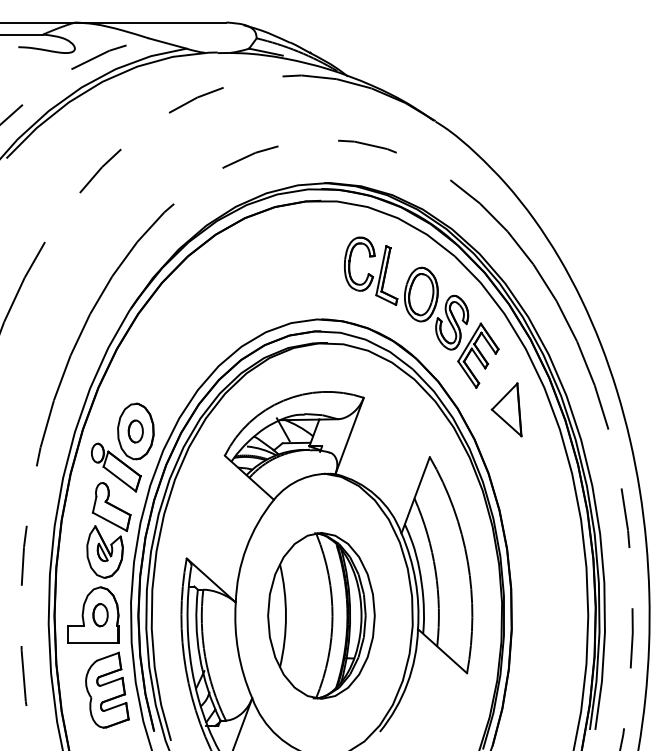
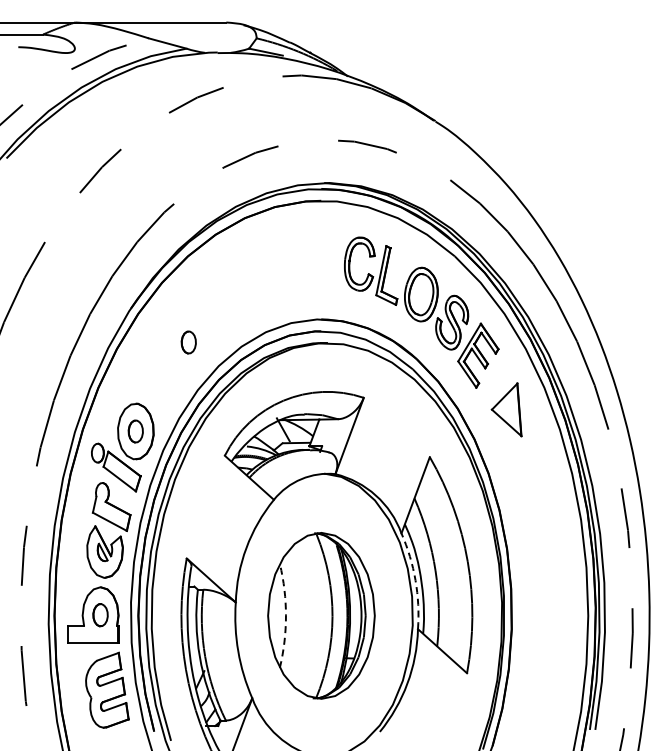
part: none -> present (188, 342)
arc: solid -> dashed (415, 580)
arc: solid -> dashed (285, 615)
